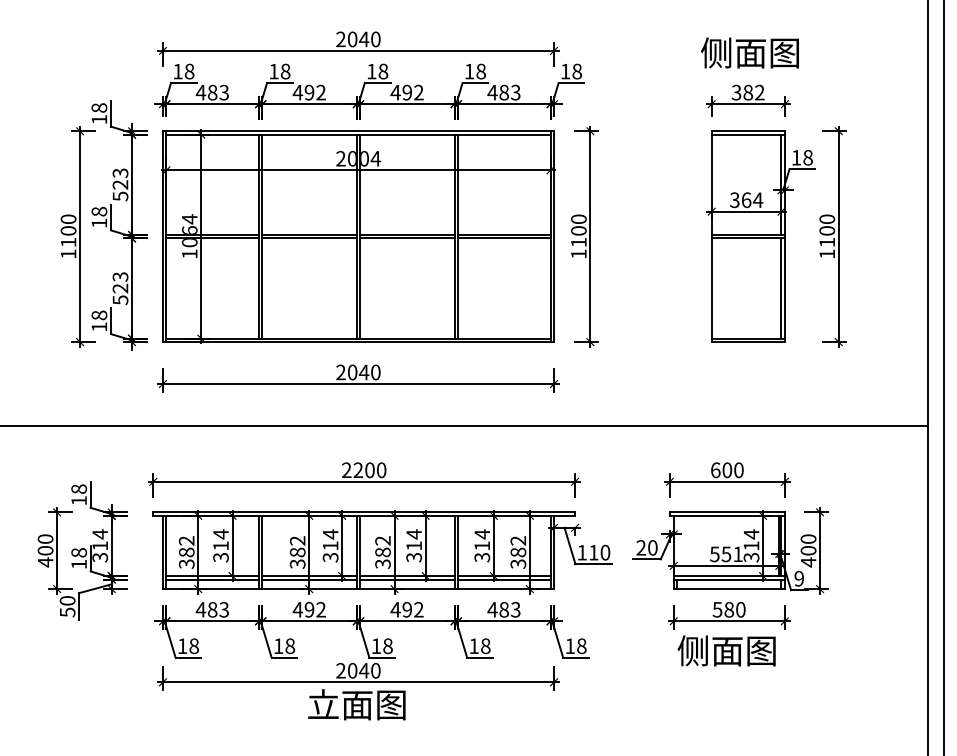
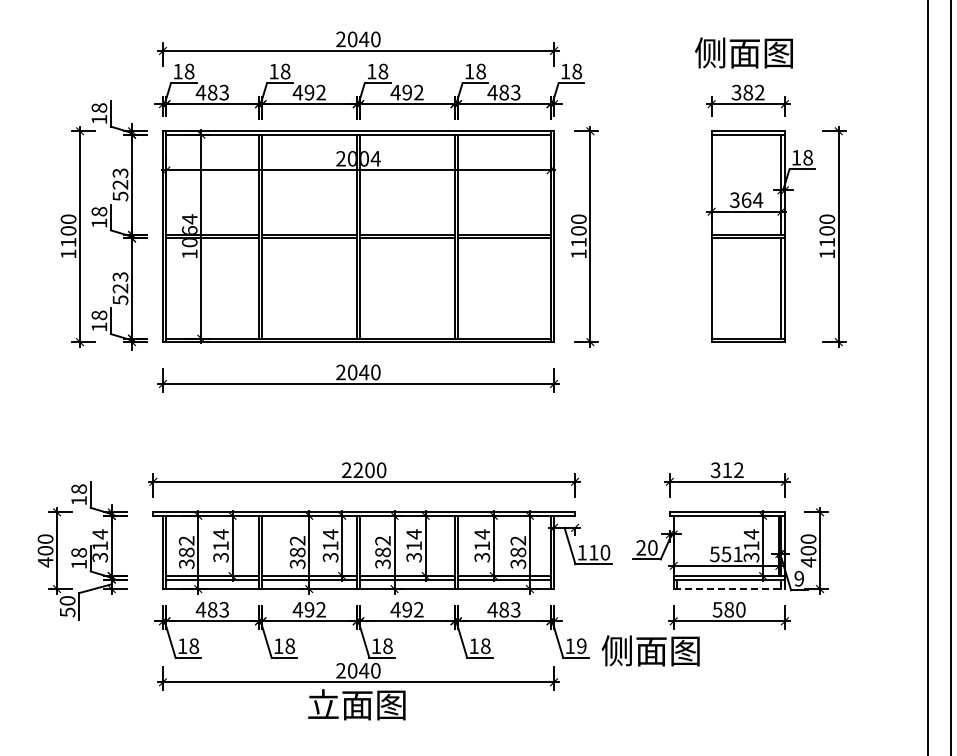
text position: (749, 52) -> (743, 52) (743, 52)
line position: (944, 377) -> (951, 377) (951, 377)
line: present -> none (465, 425)
text: 600 -> 312 (726, 470)
line: solid -> dashed (729, 589)
text: 18 -> 19 (581, 646)
text position: (726, 650) -> (650, 650) (650, 650)
